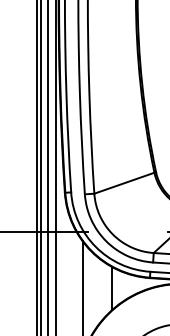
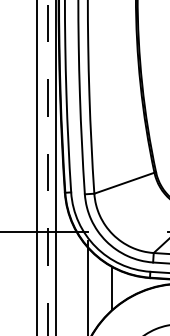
line: present -> none (40, 167)
line: solid -> dashed (47, 167)
line position: (82, 286) -> (87, 286) (87, 286)
